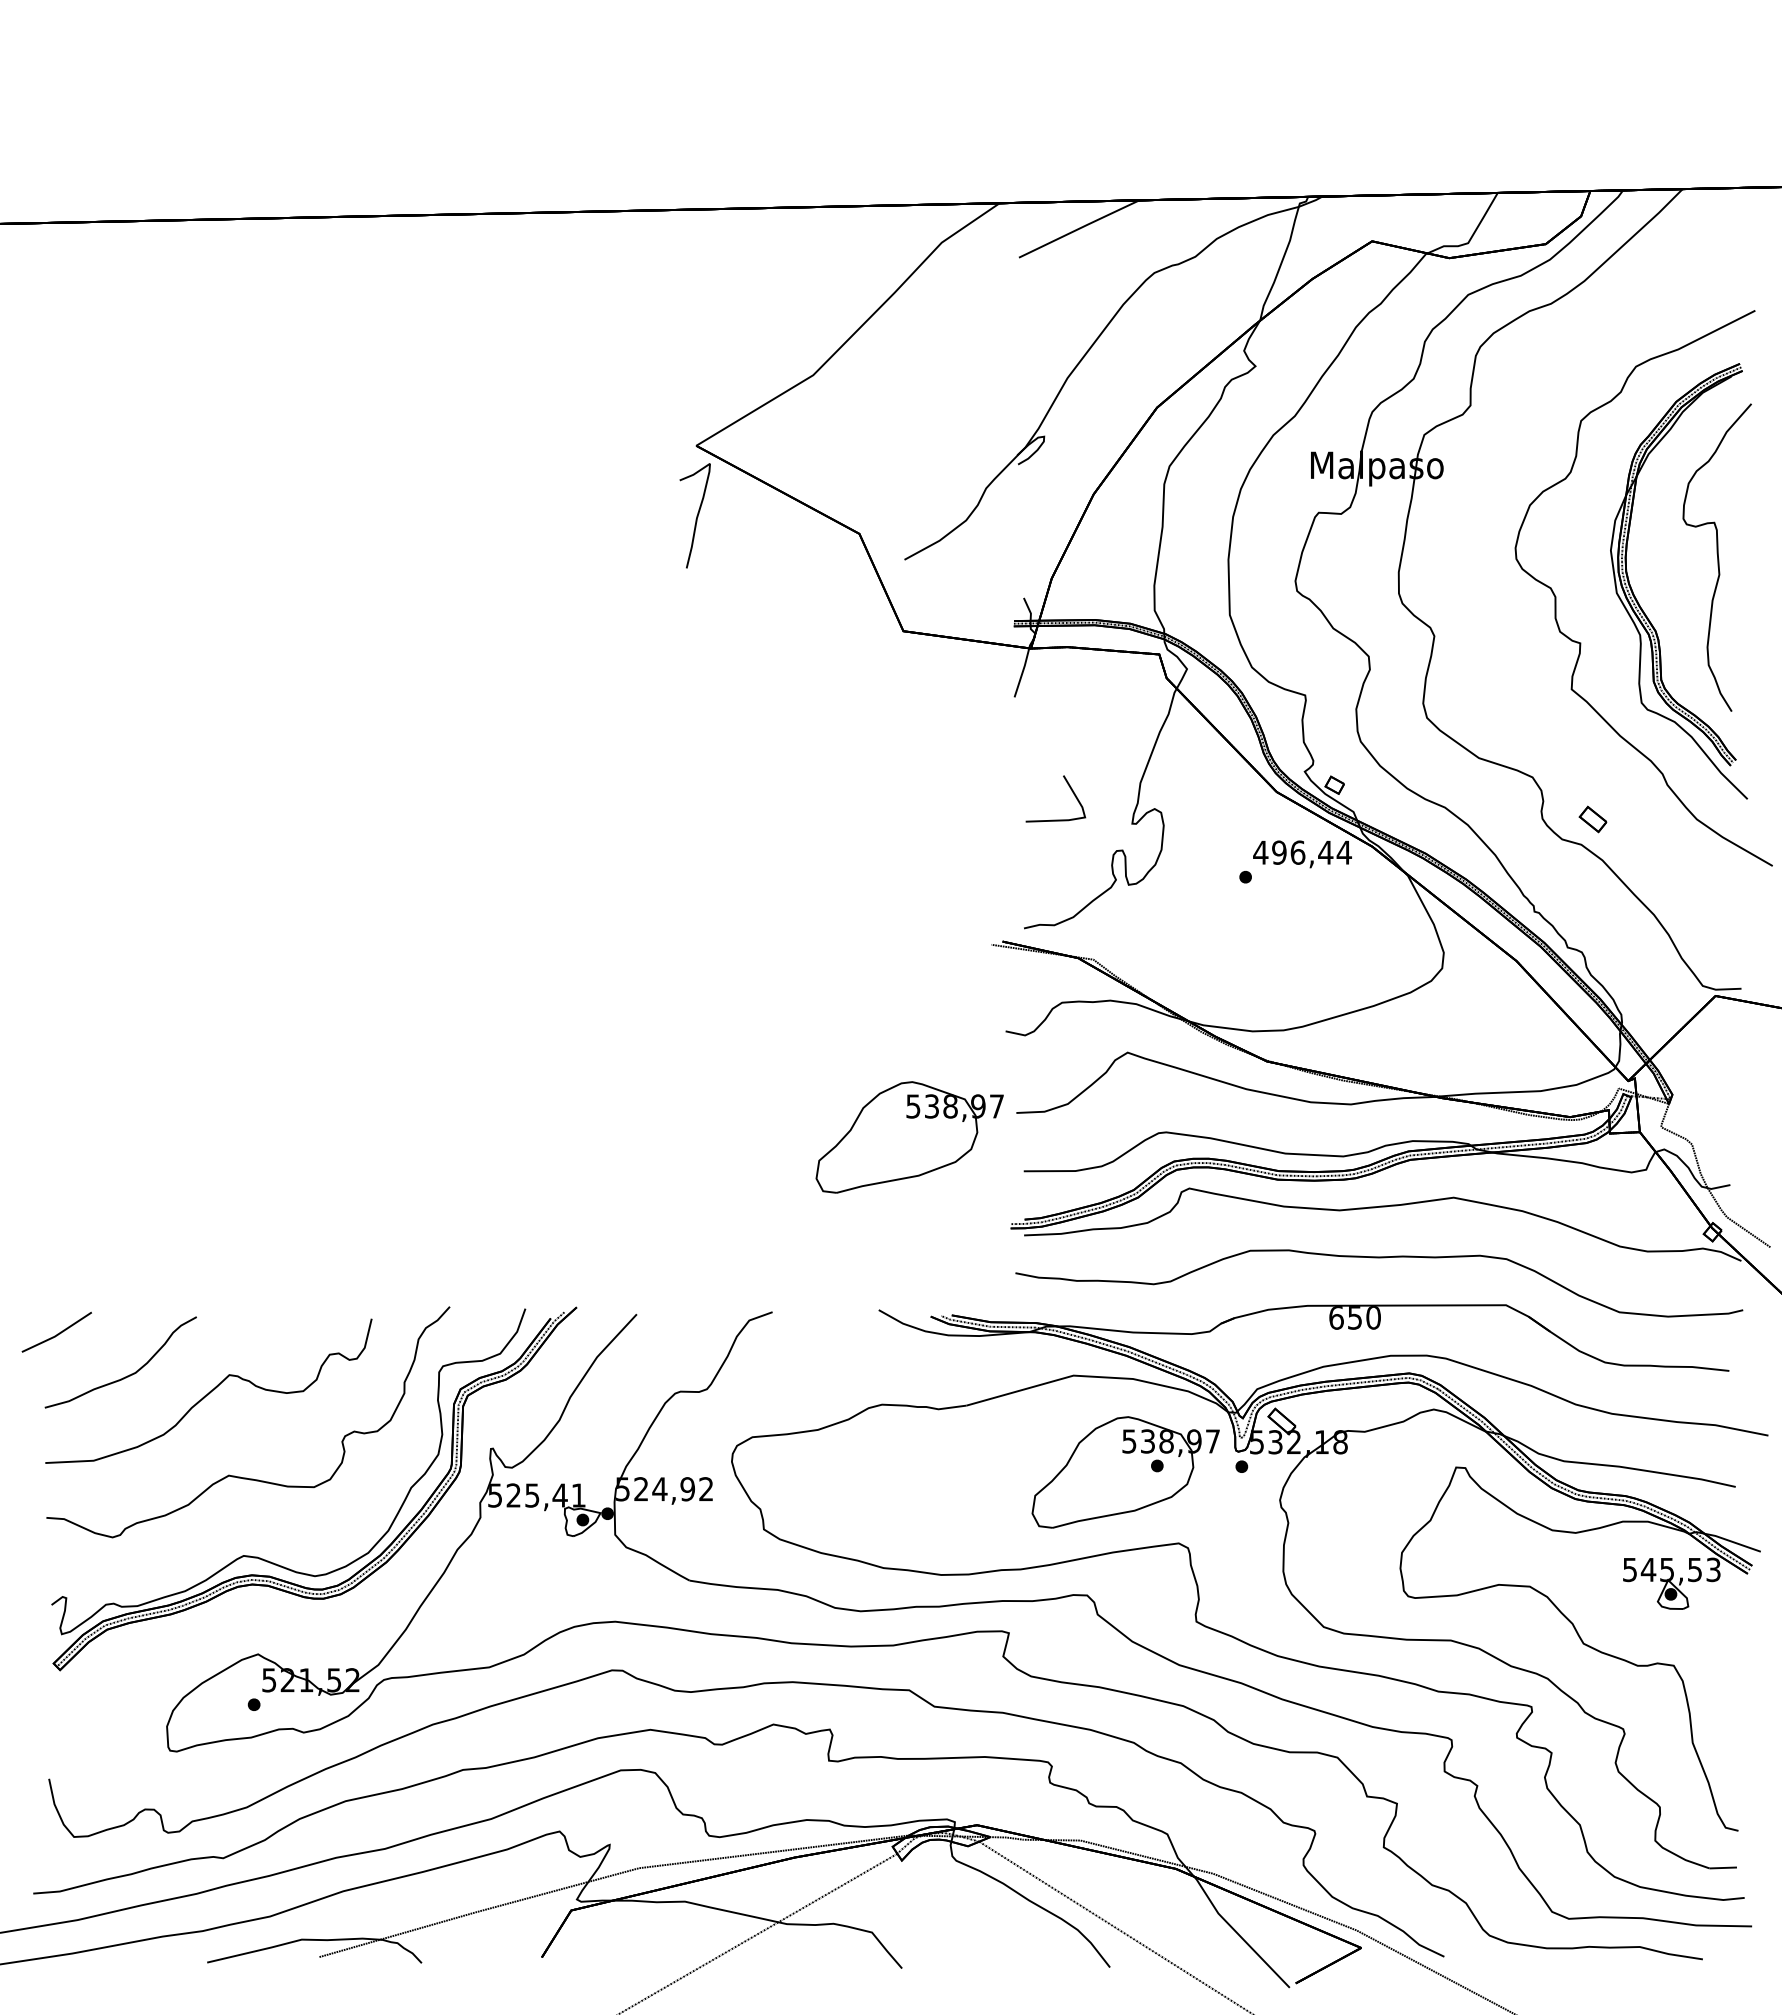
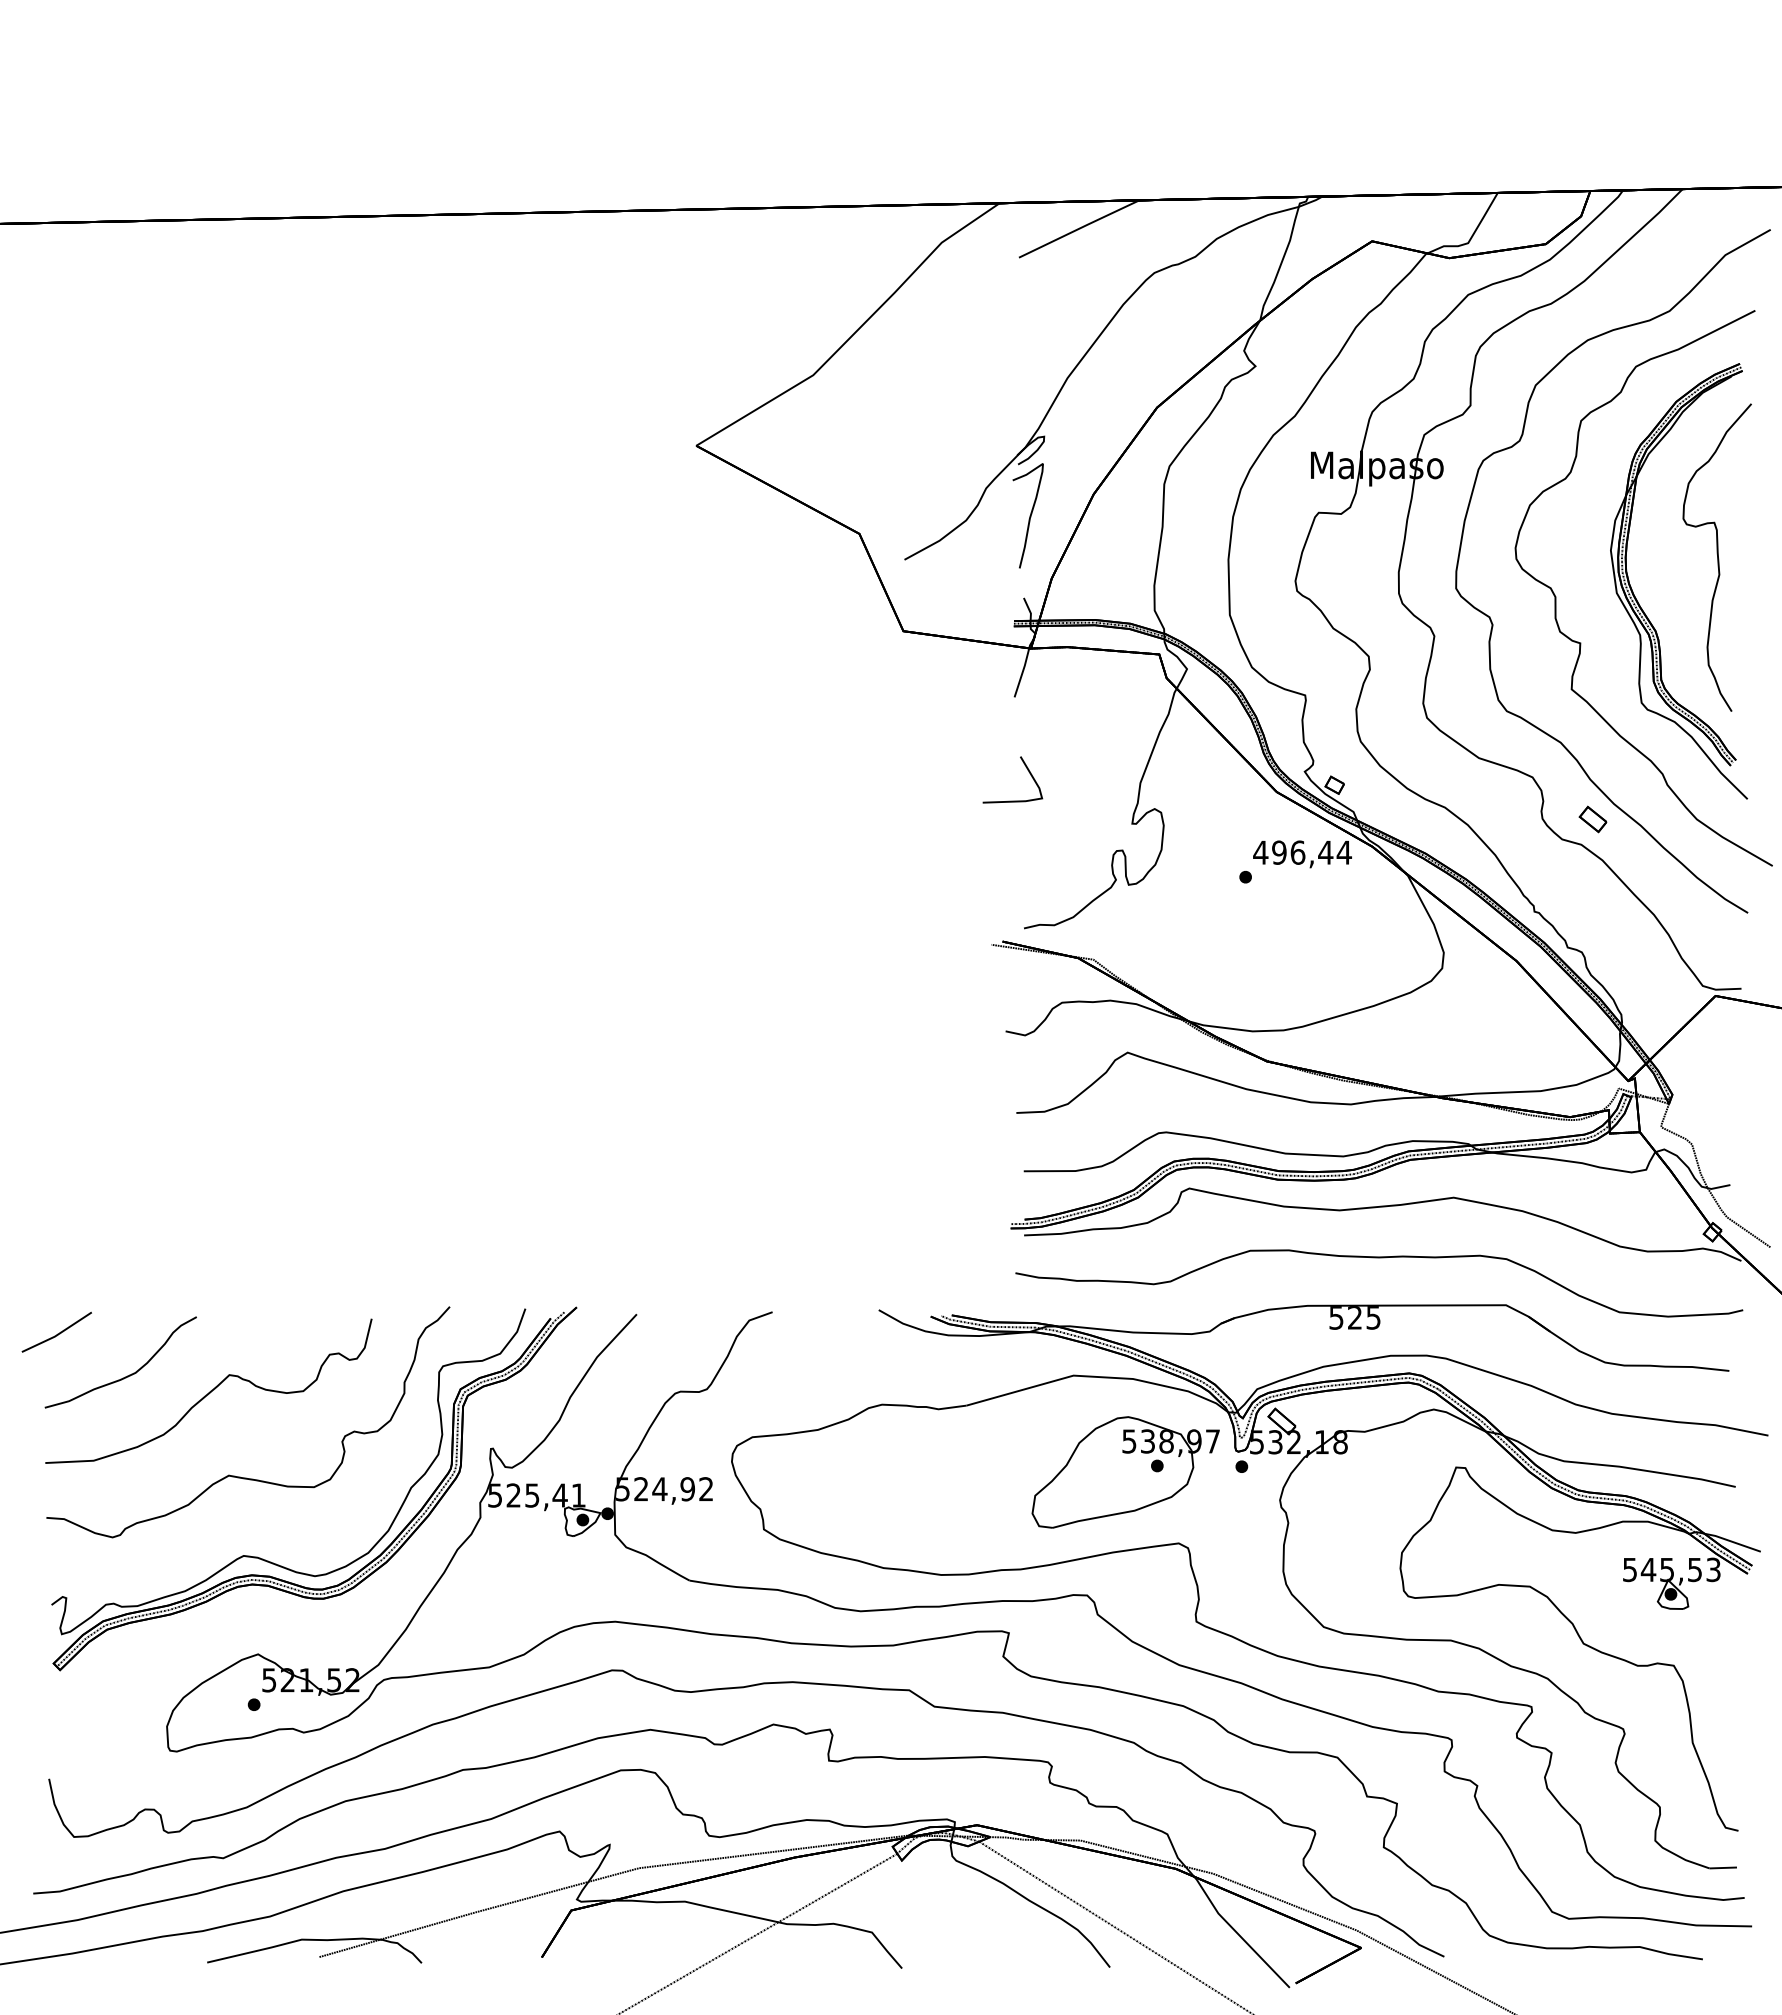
curve position: (696, 515) -> (1029, 515) (1029, 515)
curve: none -> present (1492, 621)
line position: (1071, 791) -> (1028, 772) (1028, 772)
part: present -> none (909, 1137)
text: 650 -> 525 (1354, 1317)
